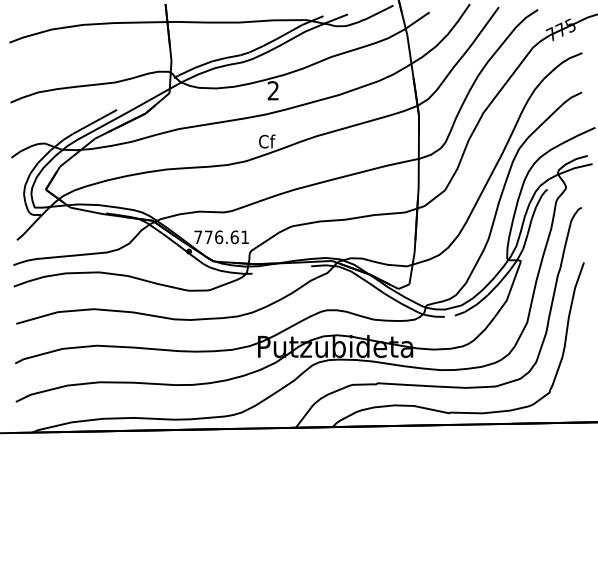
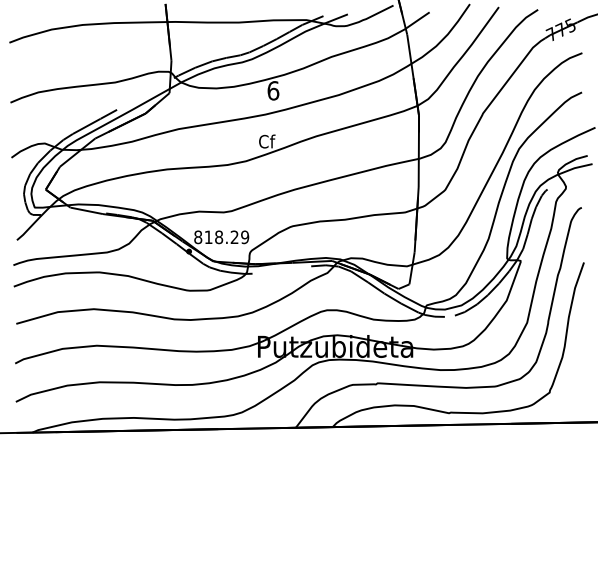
text: 2 -> 6 (273, 90)
text: 776.61 -> 818.29 (221, 237)
